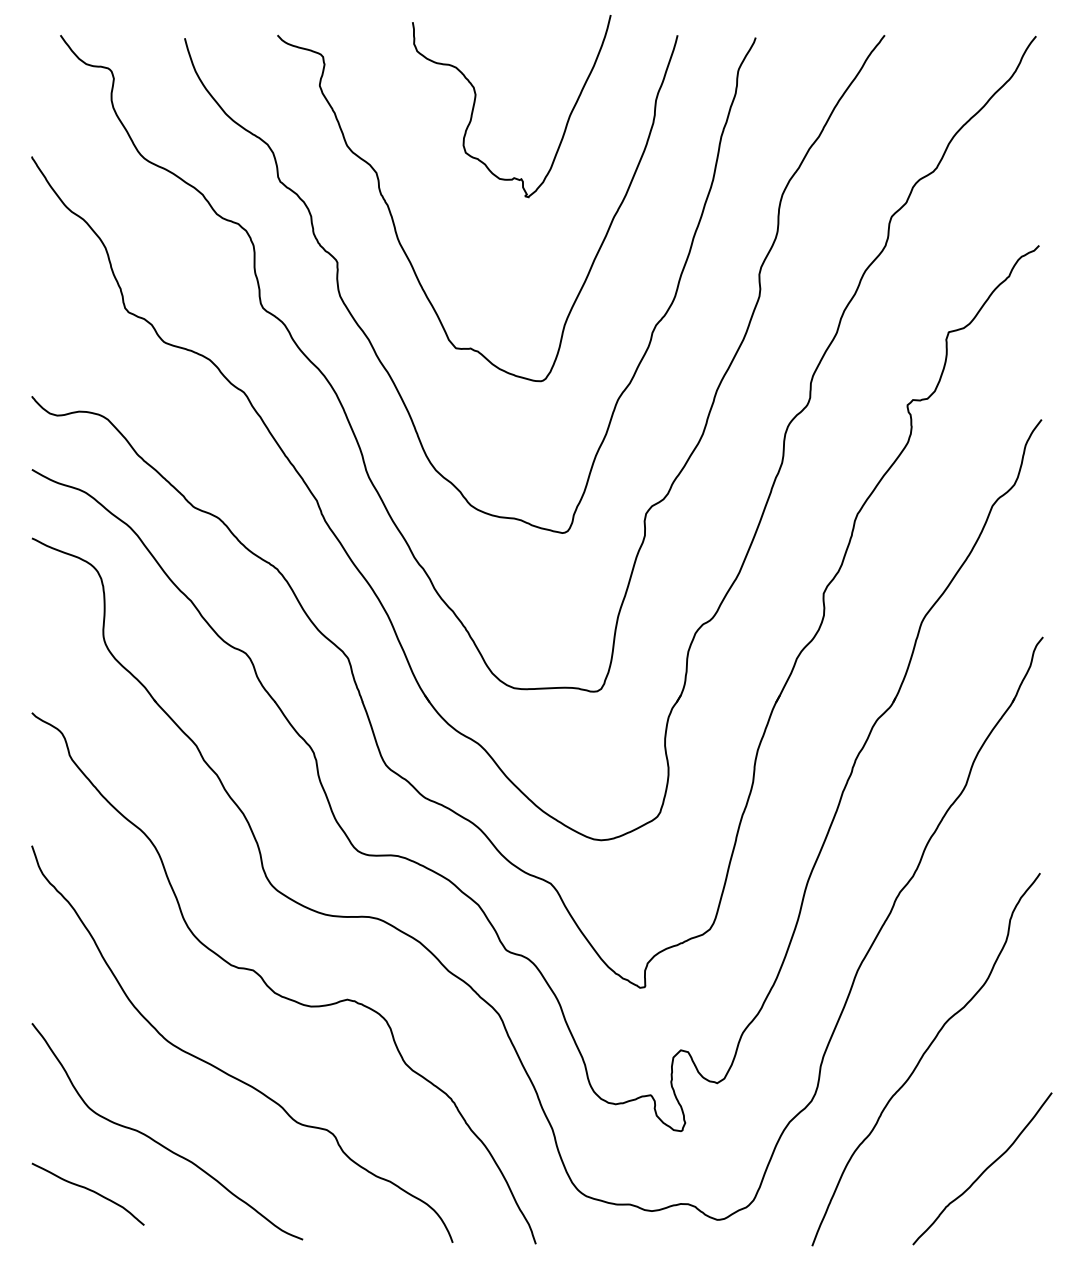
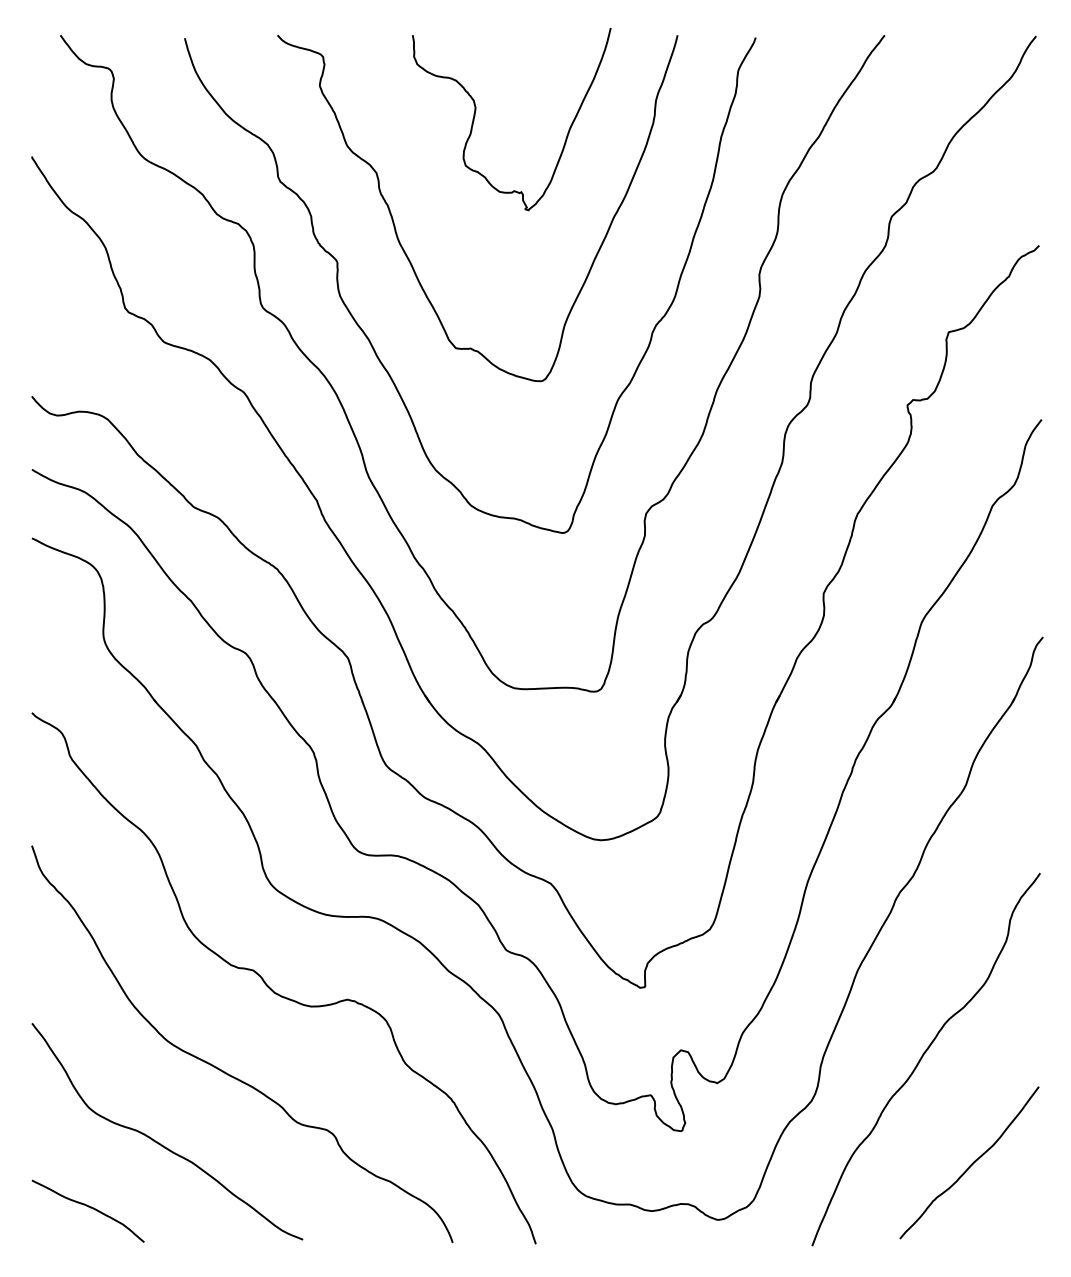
curve position: (475, 103) -> (475, 116) (475, 116)
curve position: (984, 1169) -> (971, 1163) (971, 1163)
curve position: (88, 1190) -> (88, 1207) (88, 1207)
